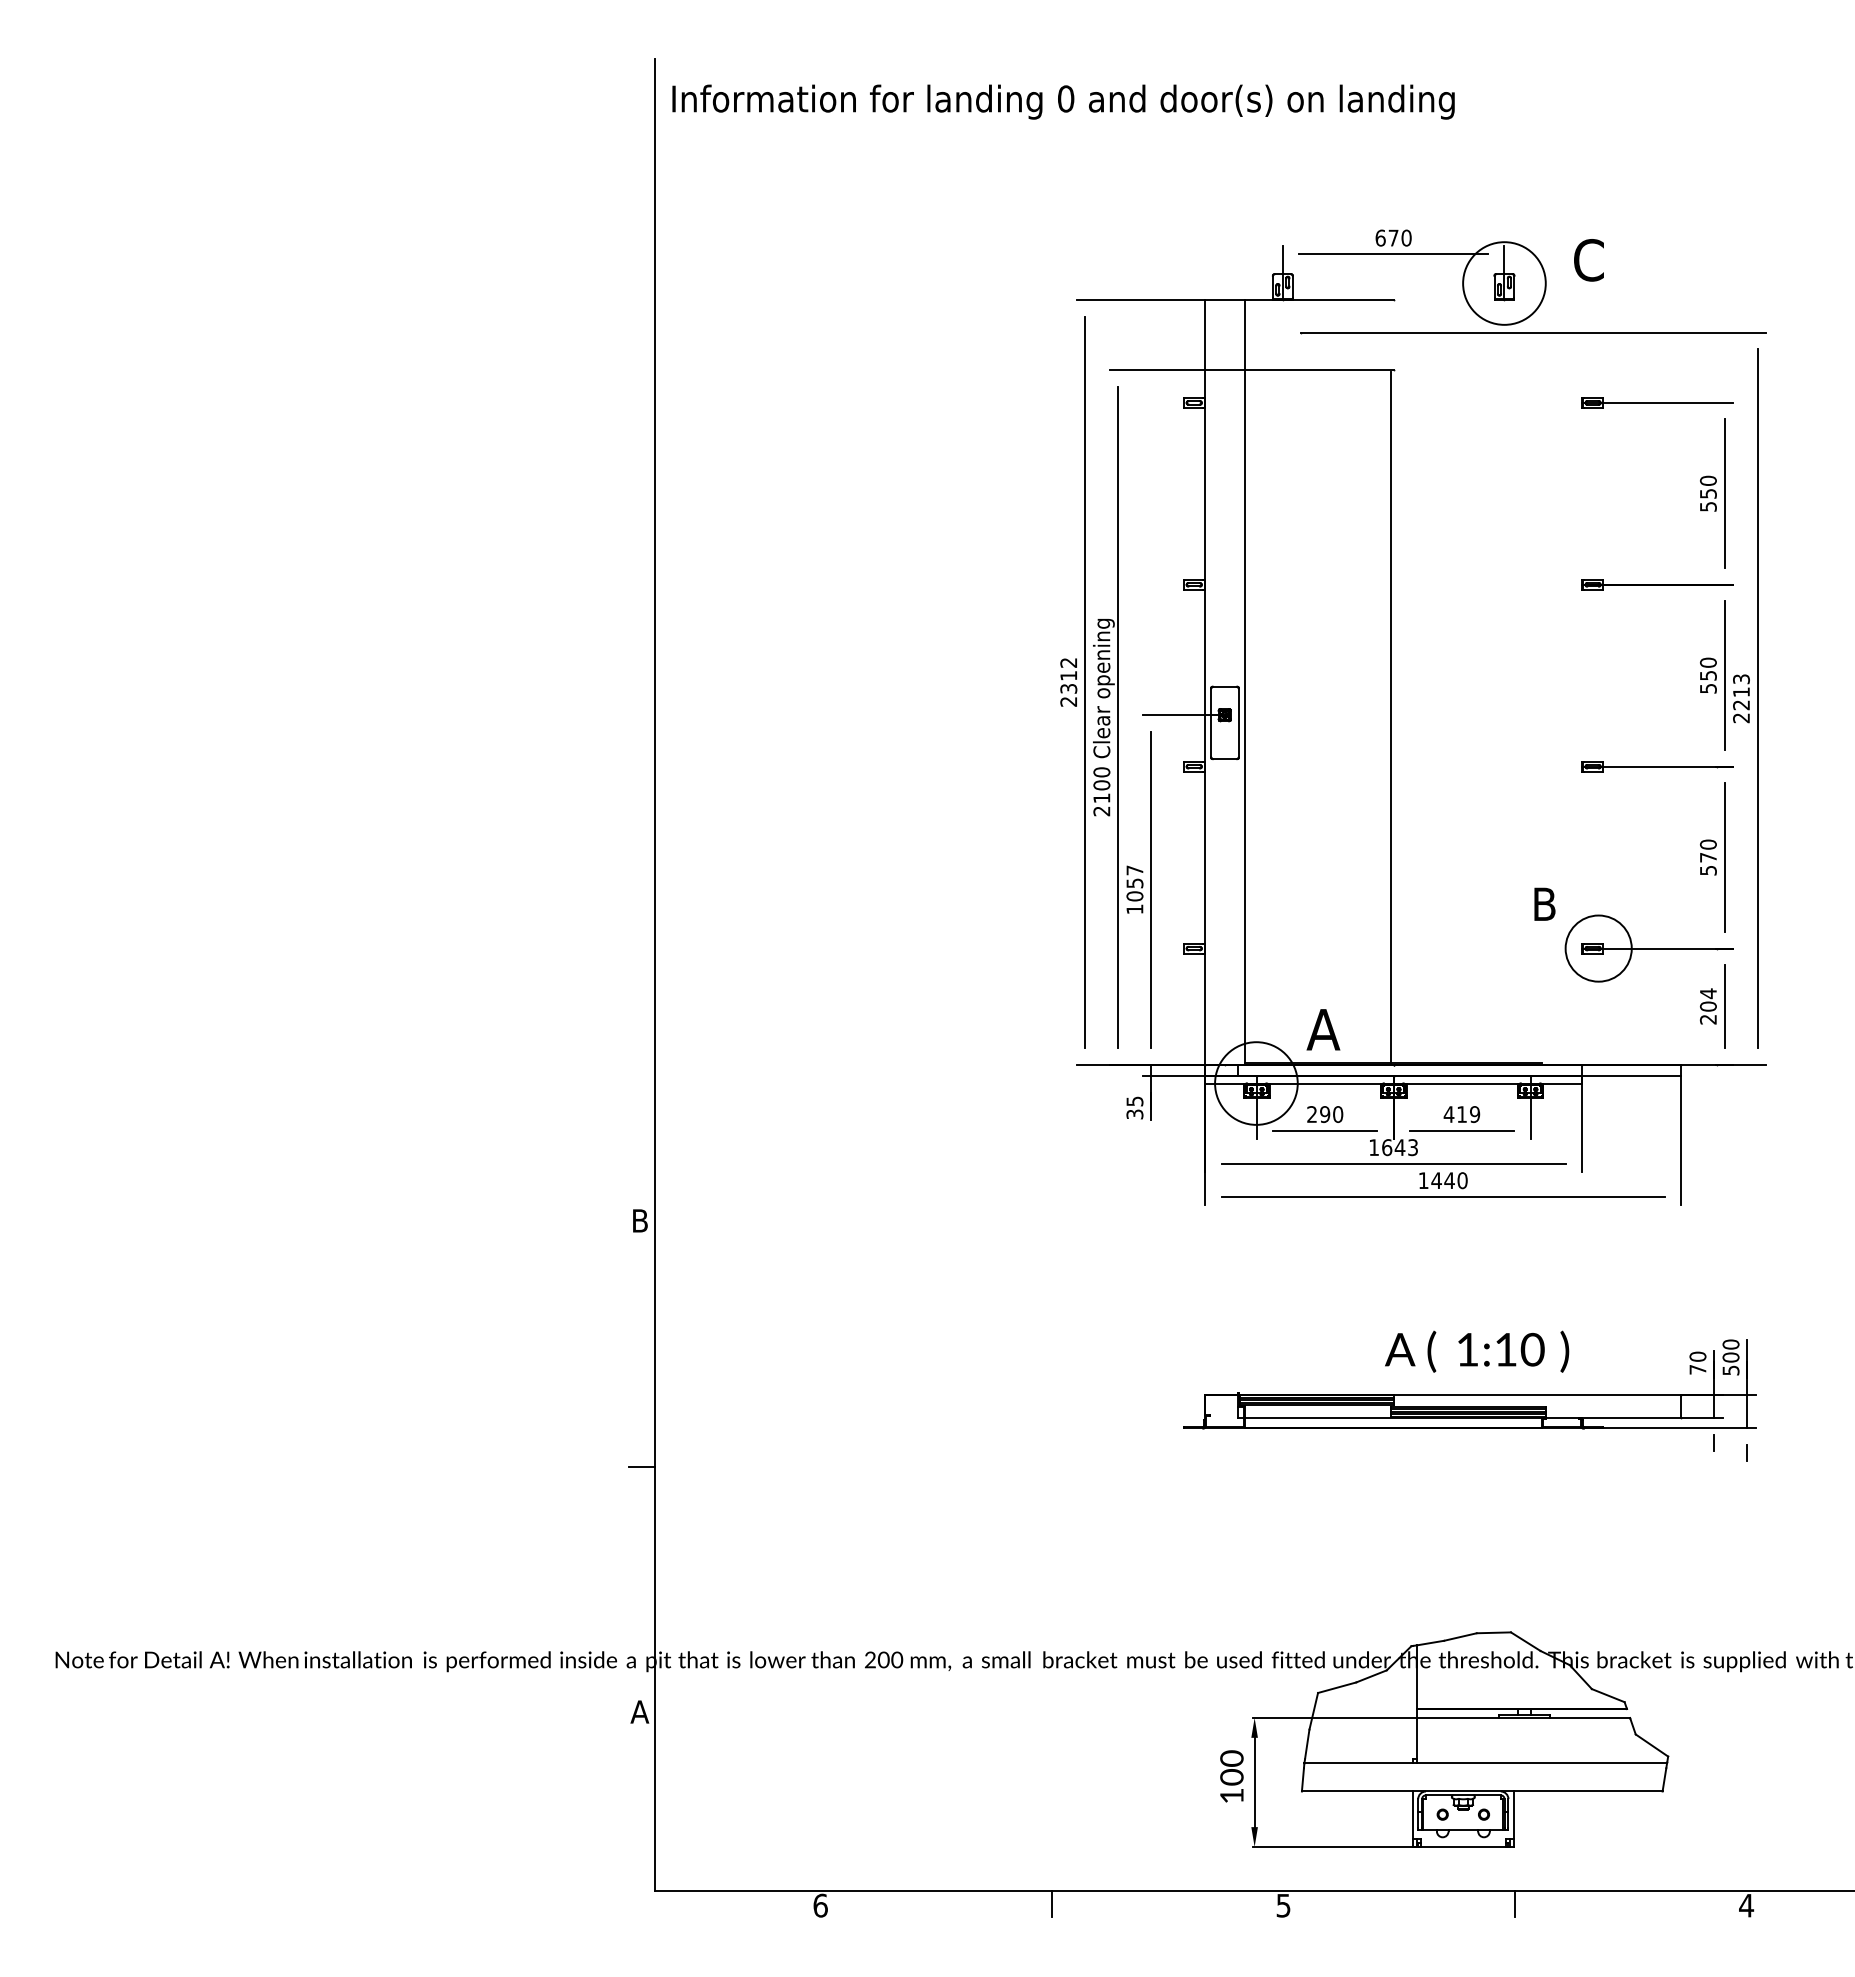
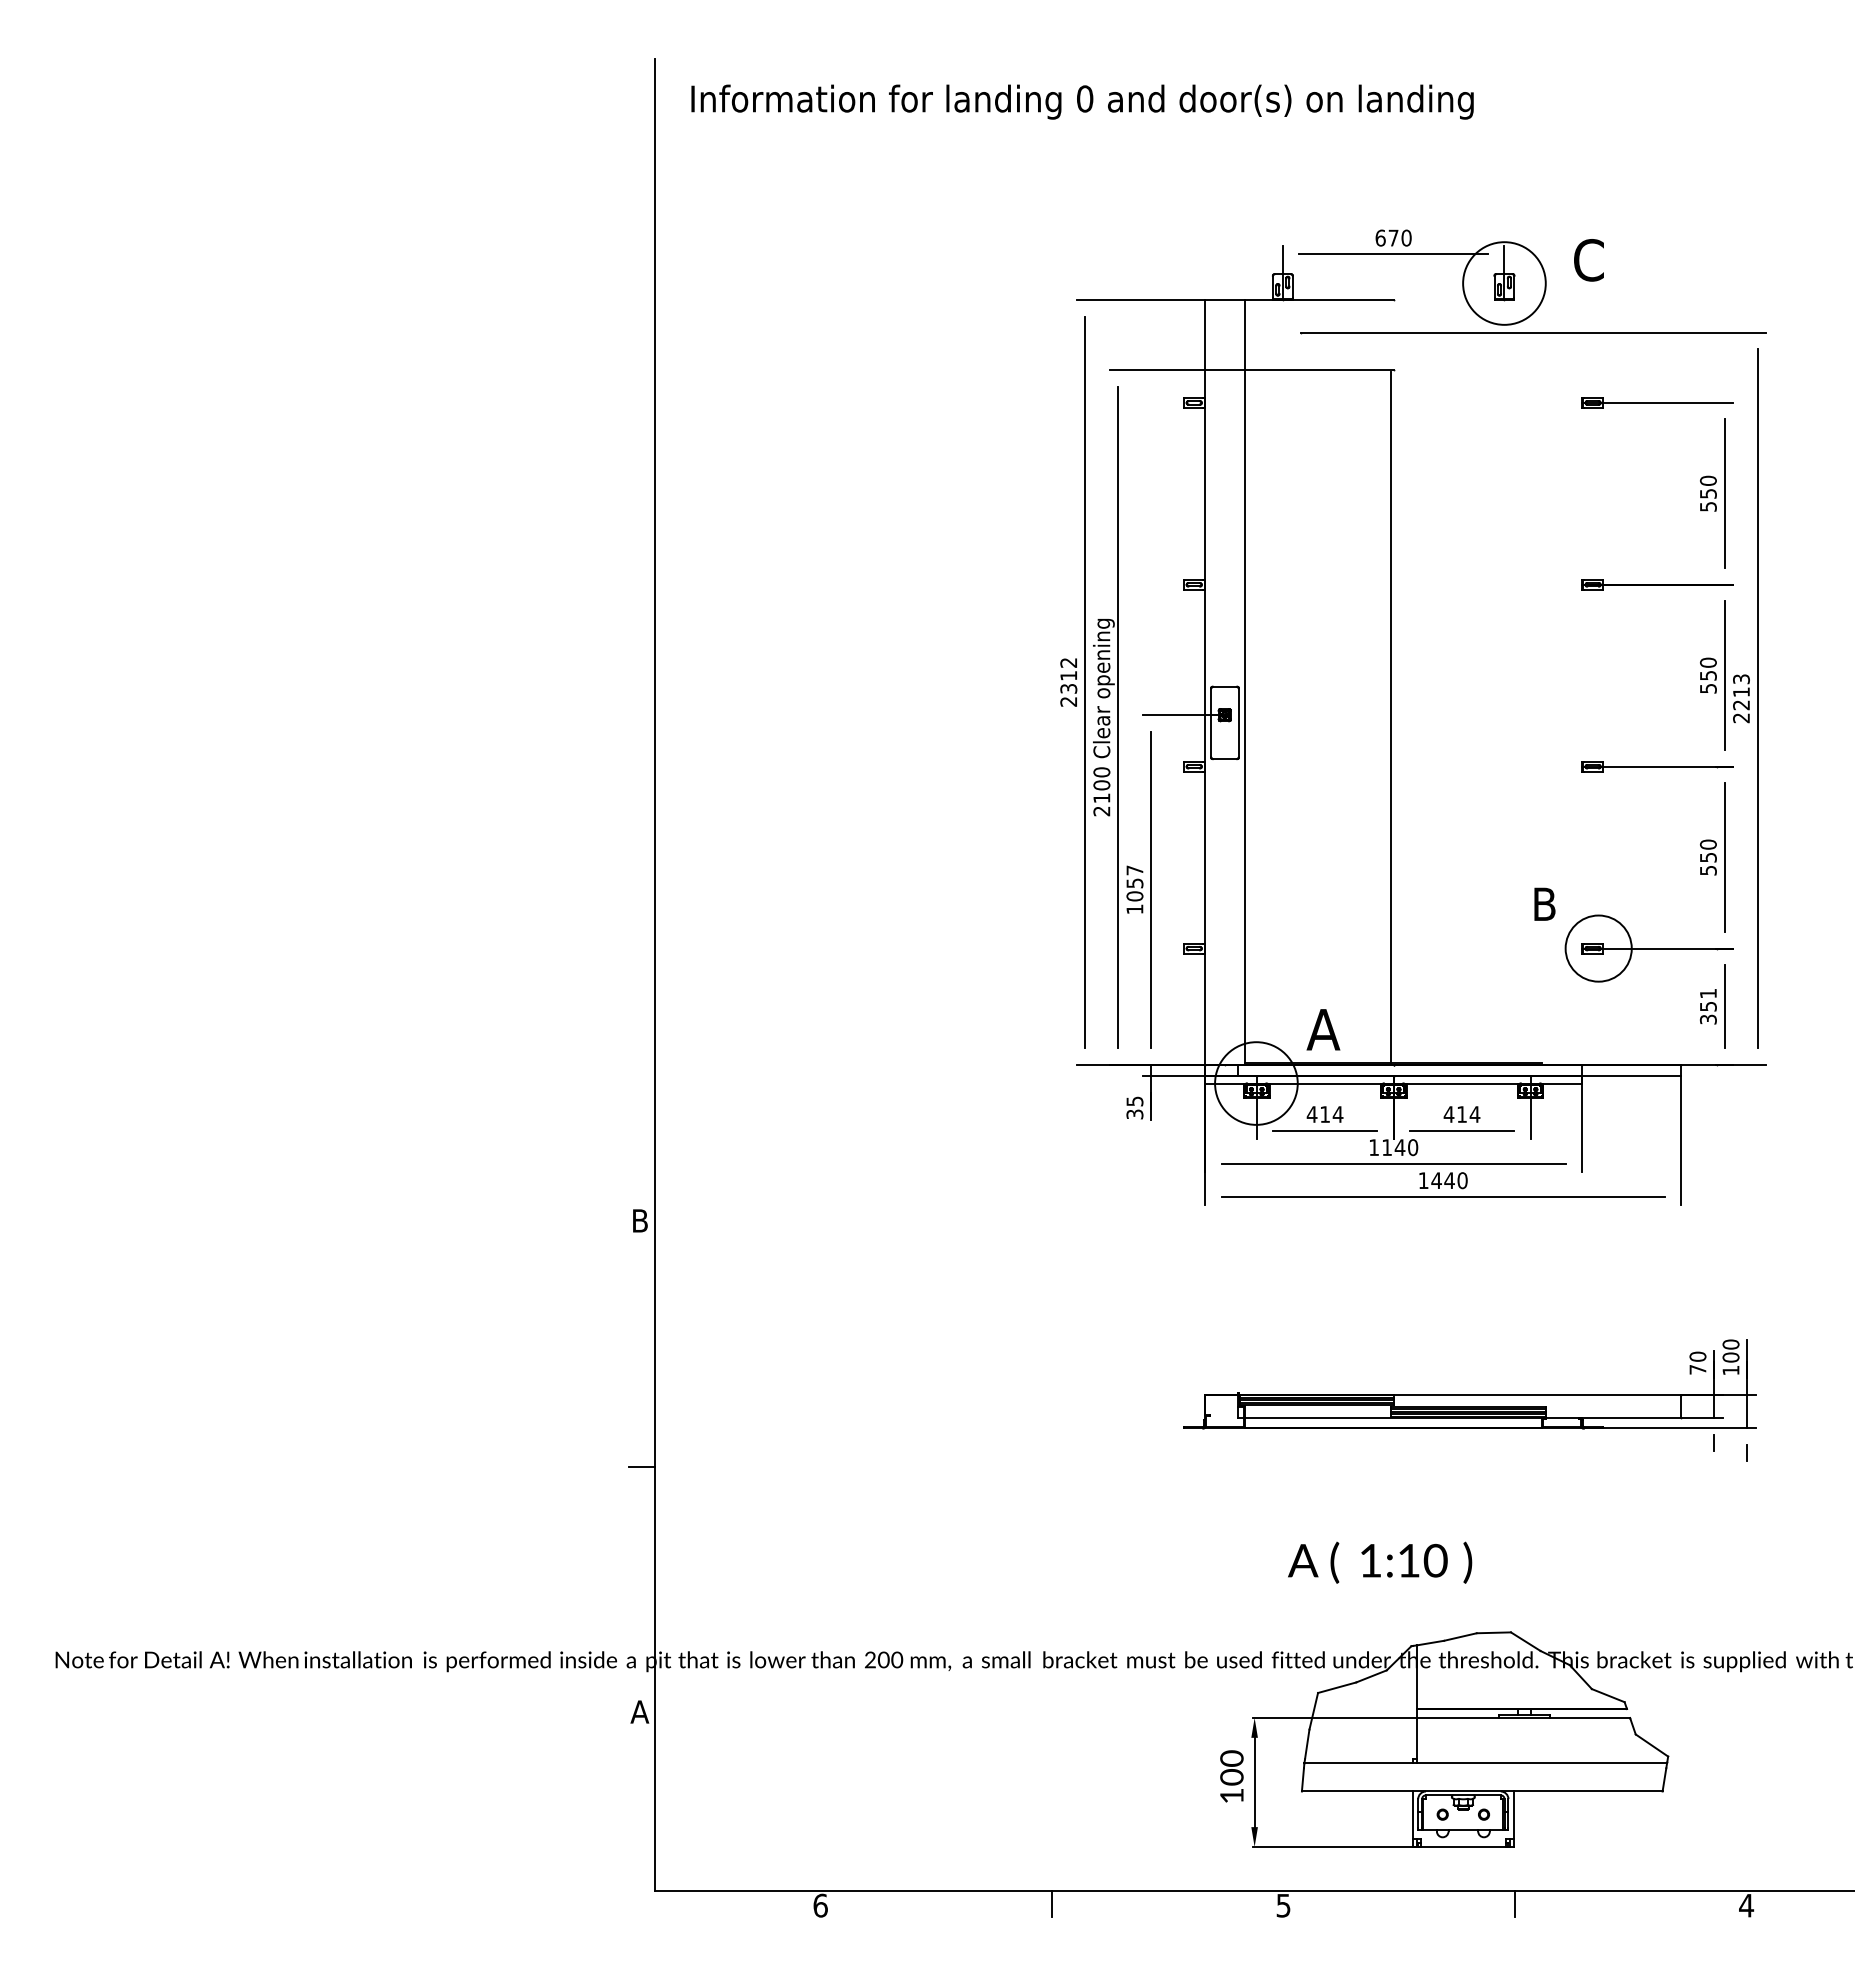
text position: (1063, 101) -> (1082, 101) (1082, 101)
text: 570 -> 550 (1708, 857)
text: 204 -> 351 (1707, 1006)
text: 290 -> 414 (1324, 1114)
text: 419 -> 414 (1474, 1114)
text: 1643 -> 1140 (1400, 1147)
text position: (1477, 1351) -> (1380, 1562) (1380, 1562)
text: 500 -> 100 (1730, 1370)
